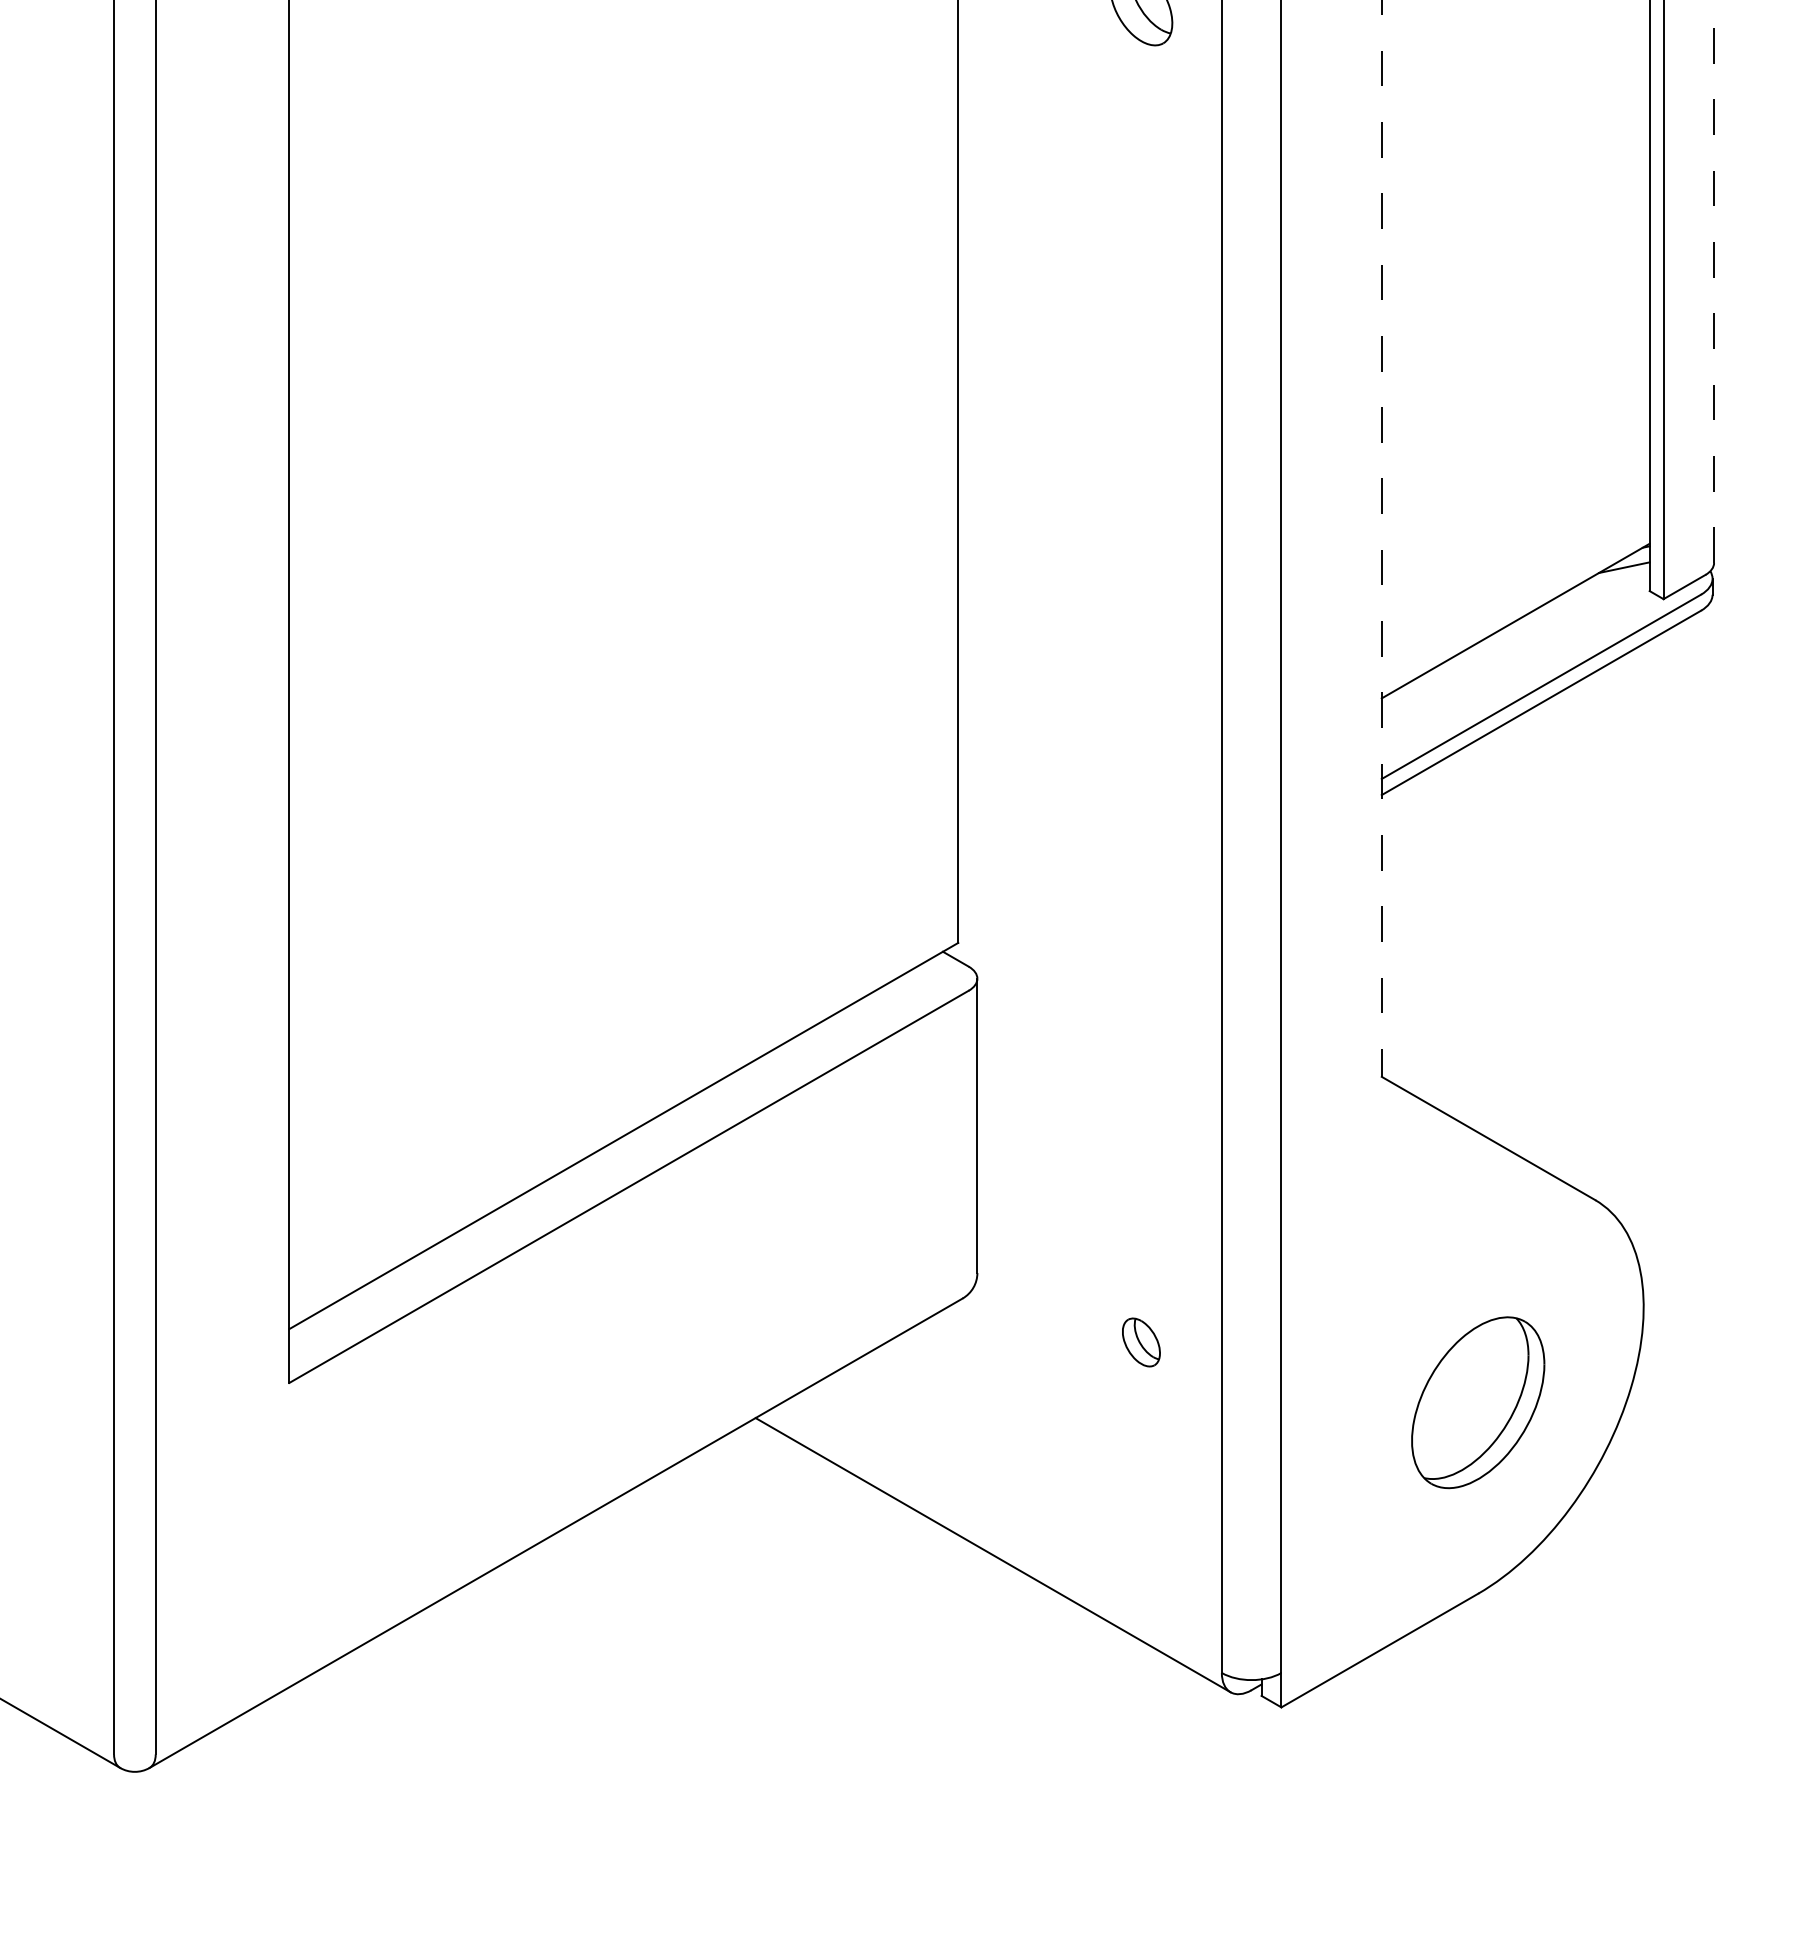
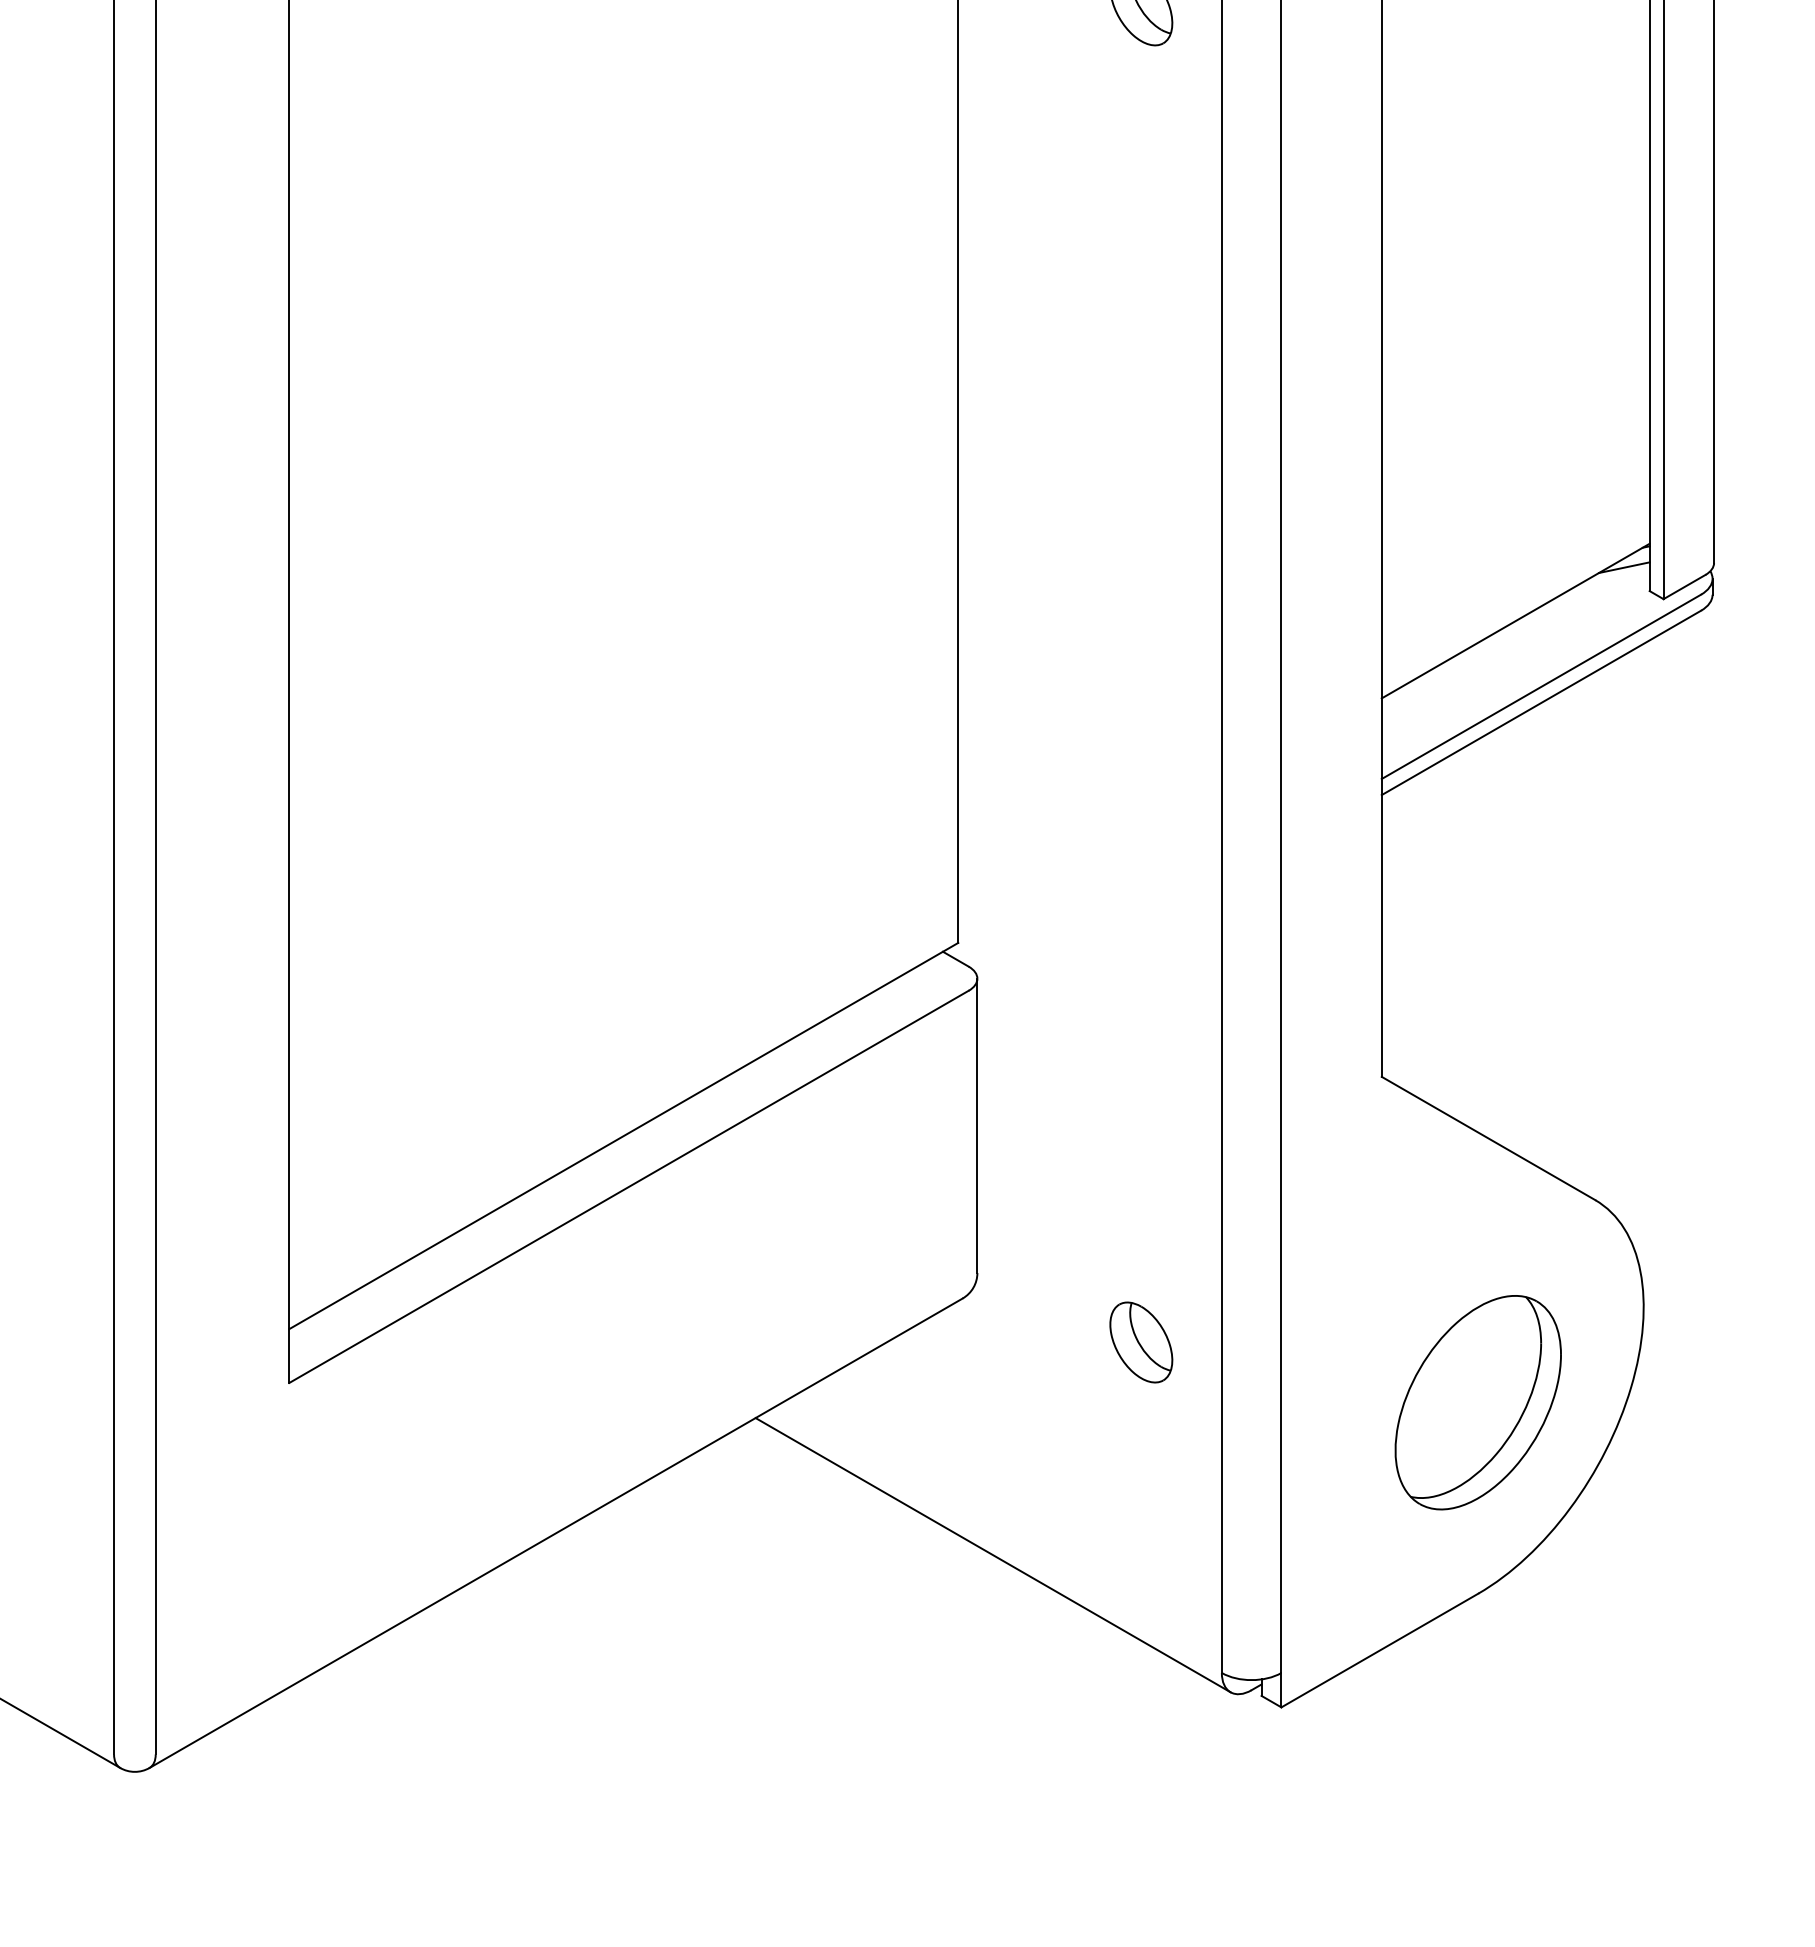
line: dashed -> solid (1714, 281)
line: dashed -> solid (1381, 539)
part size: 39x51 px -> 65x83 px (1141, 1342)
part size: 135x174 px -> 168x216 px (1477, 1402)
